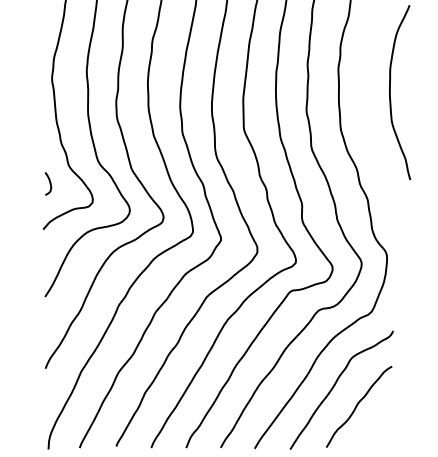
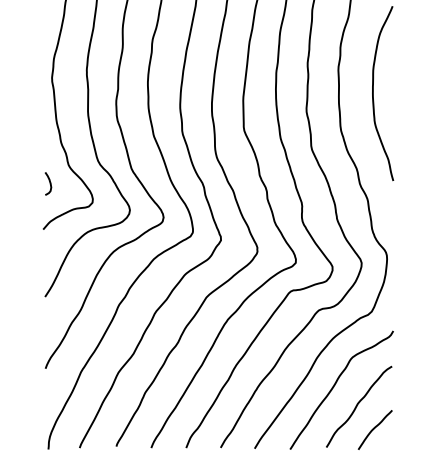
curve position: (390, 92) -> (373, 93) (373, 93)
curve: none -> present (374, 429)
